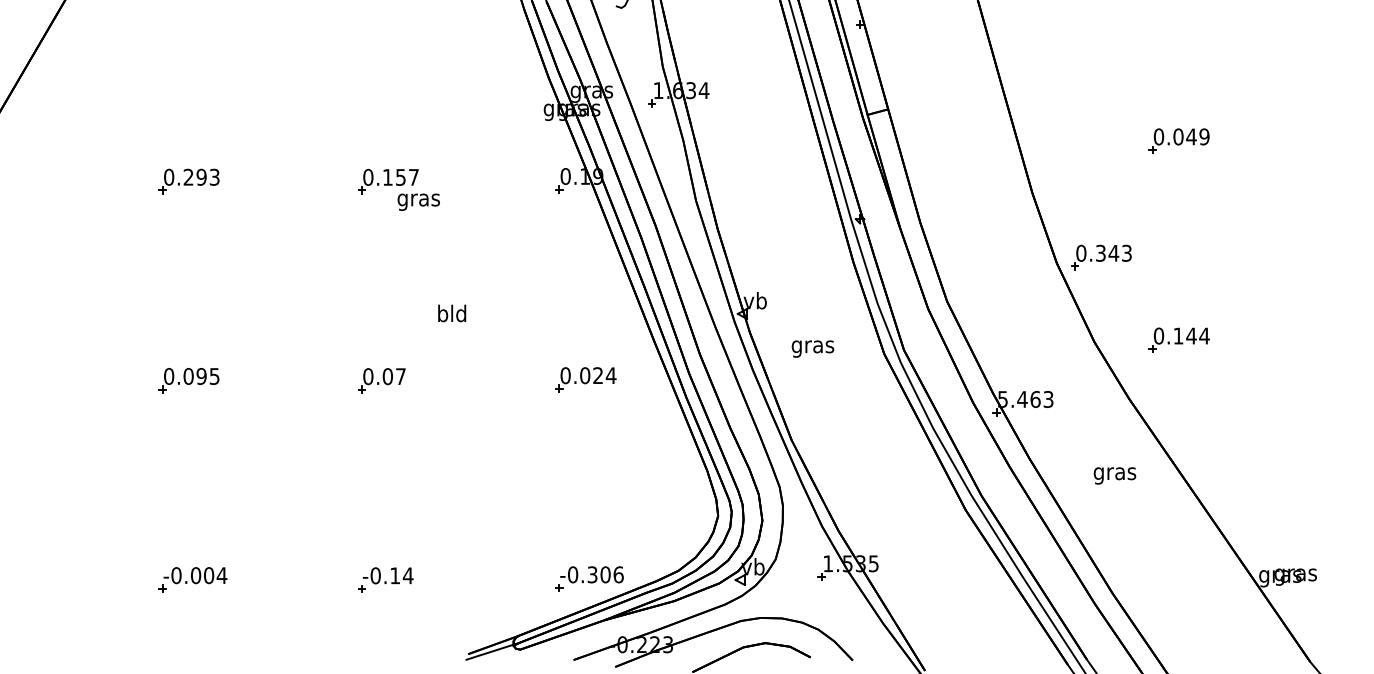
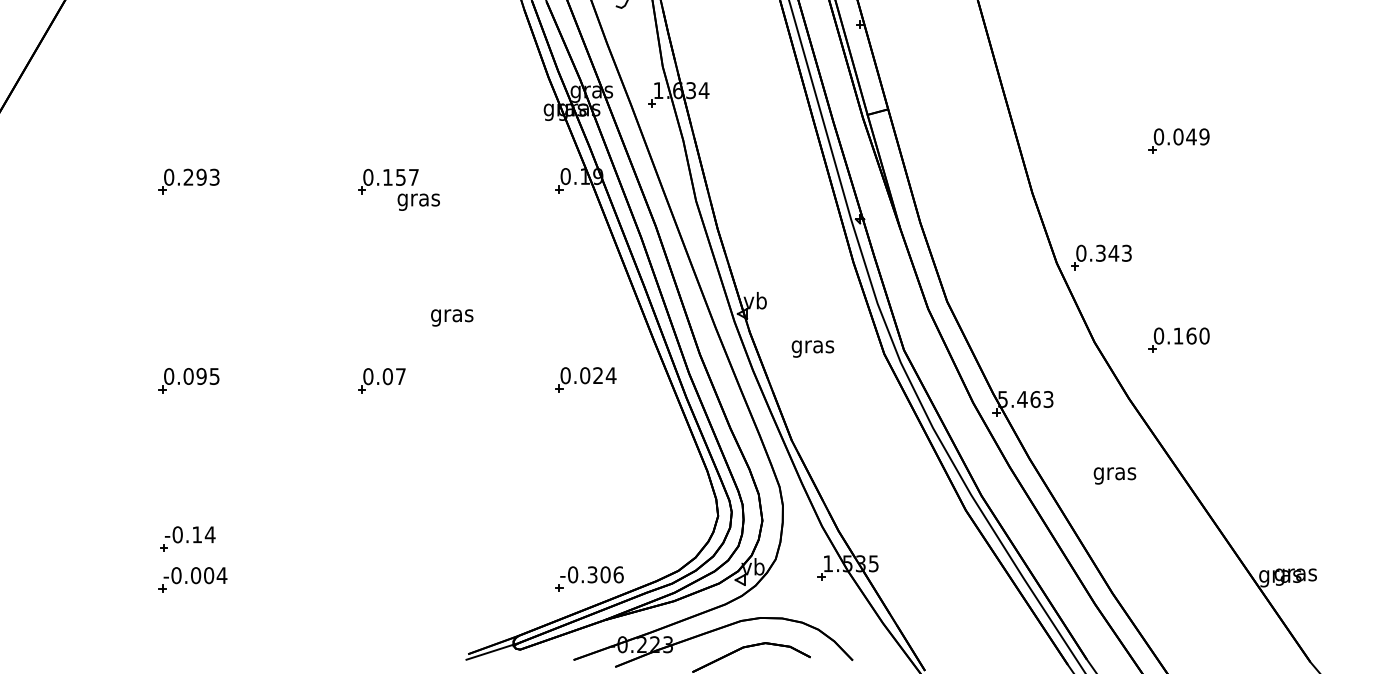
text: bld -> gras (452, 315)
text: 0.144 -> 0.160 (1197, 335)
part position: (385, 579) -> (187, 538) (187, 538)
